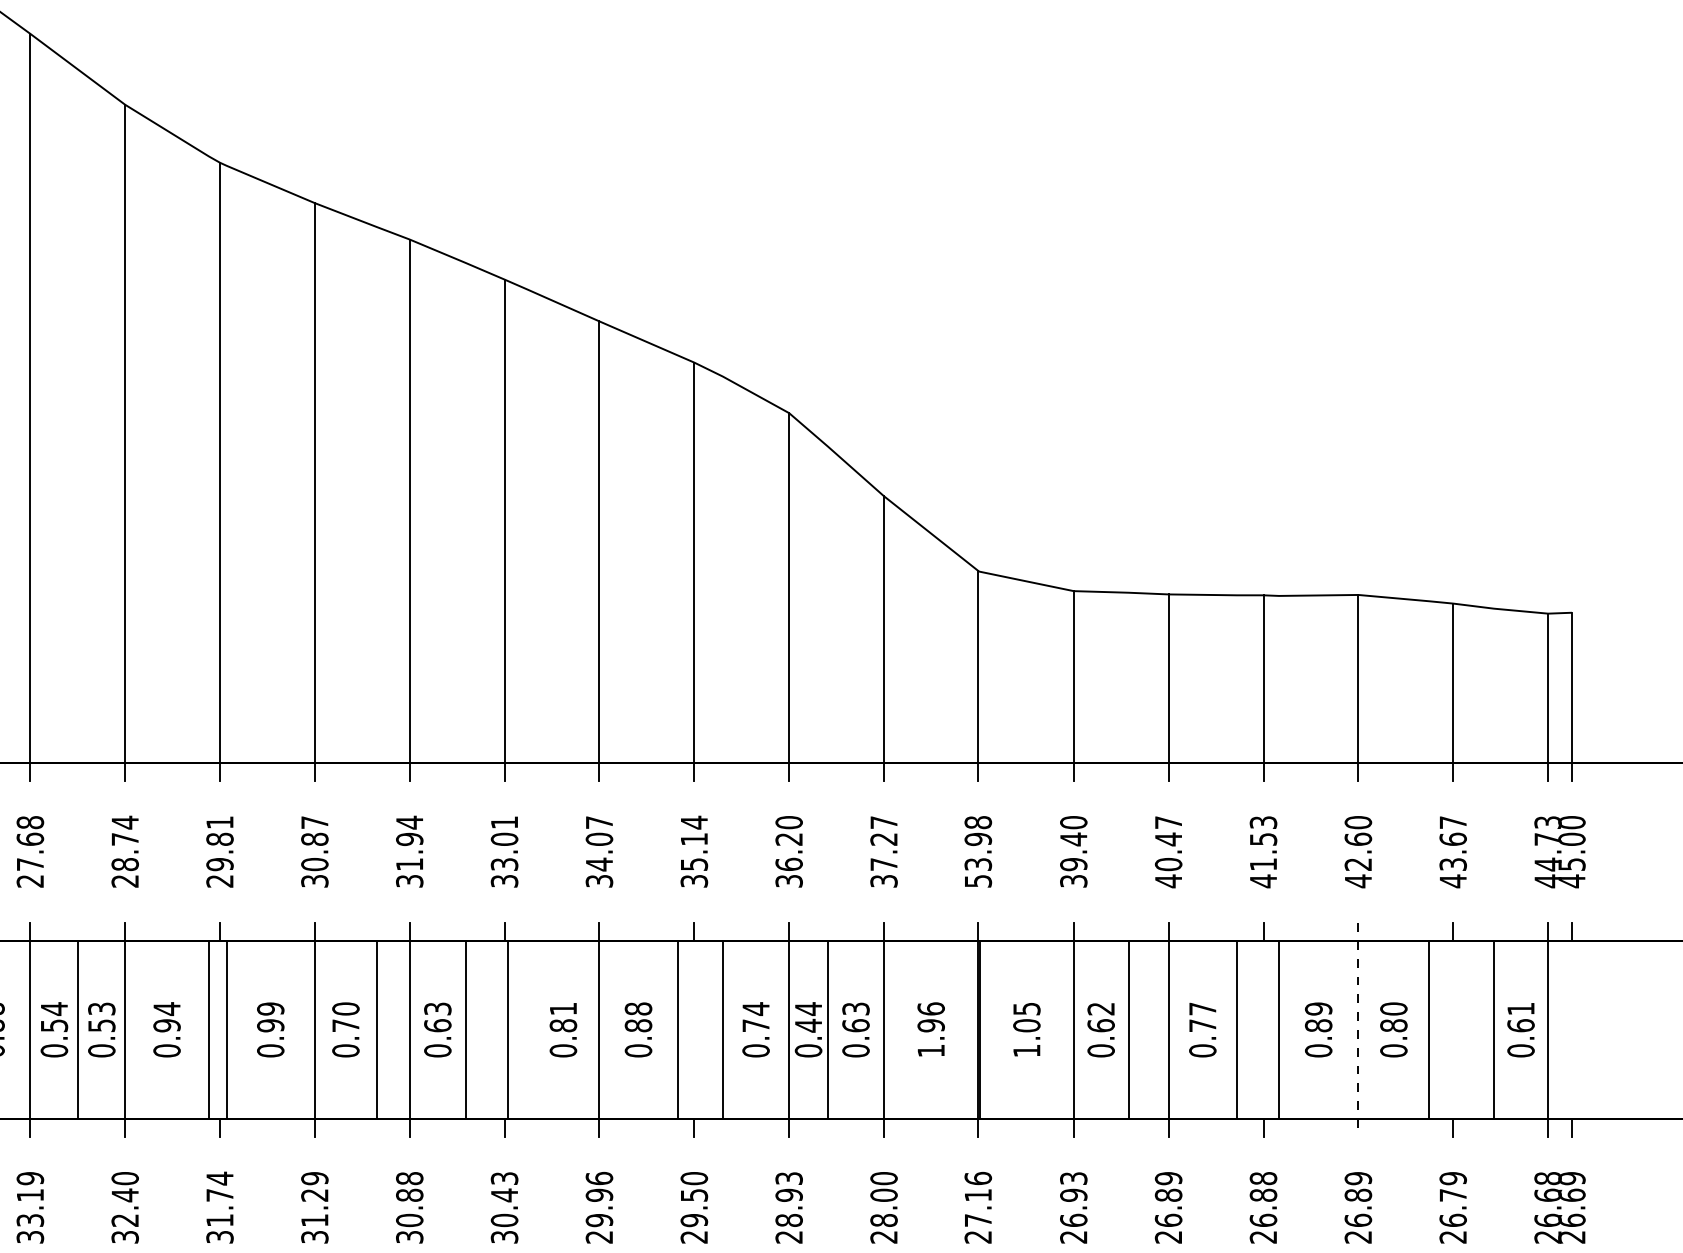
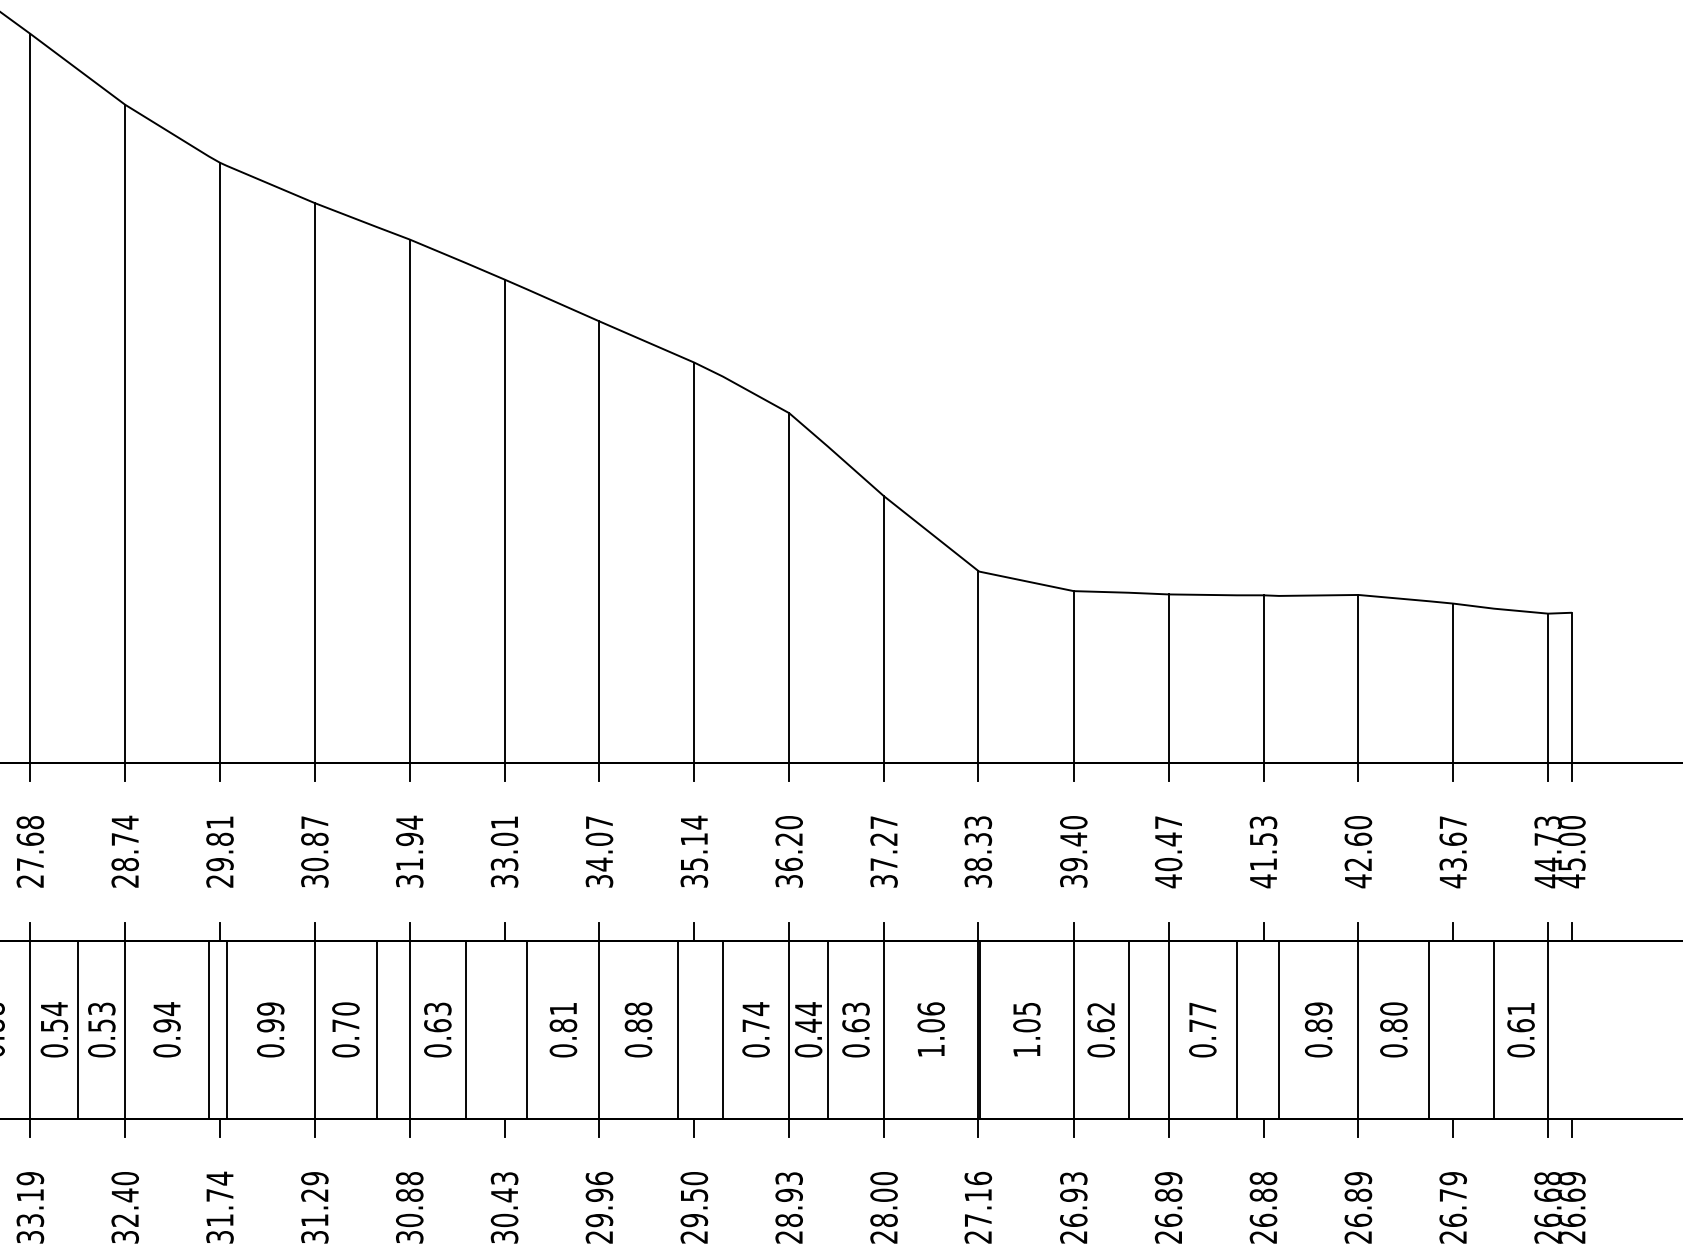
text: 53.98 -> 38.33 (978, 851)
text: 1.96 -> 1.06 (930, 1025)
line position: (508, 1029) -> (527, 1029) (527, 1029)
line: dashed -> solid (1358, 1029)
